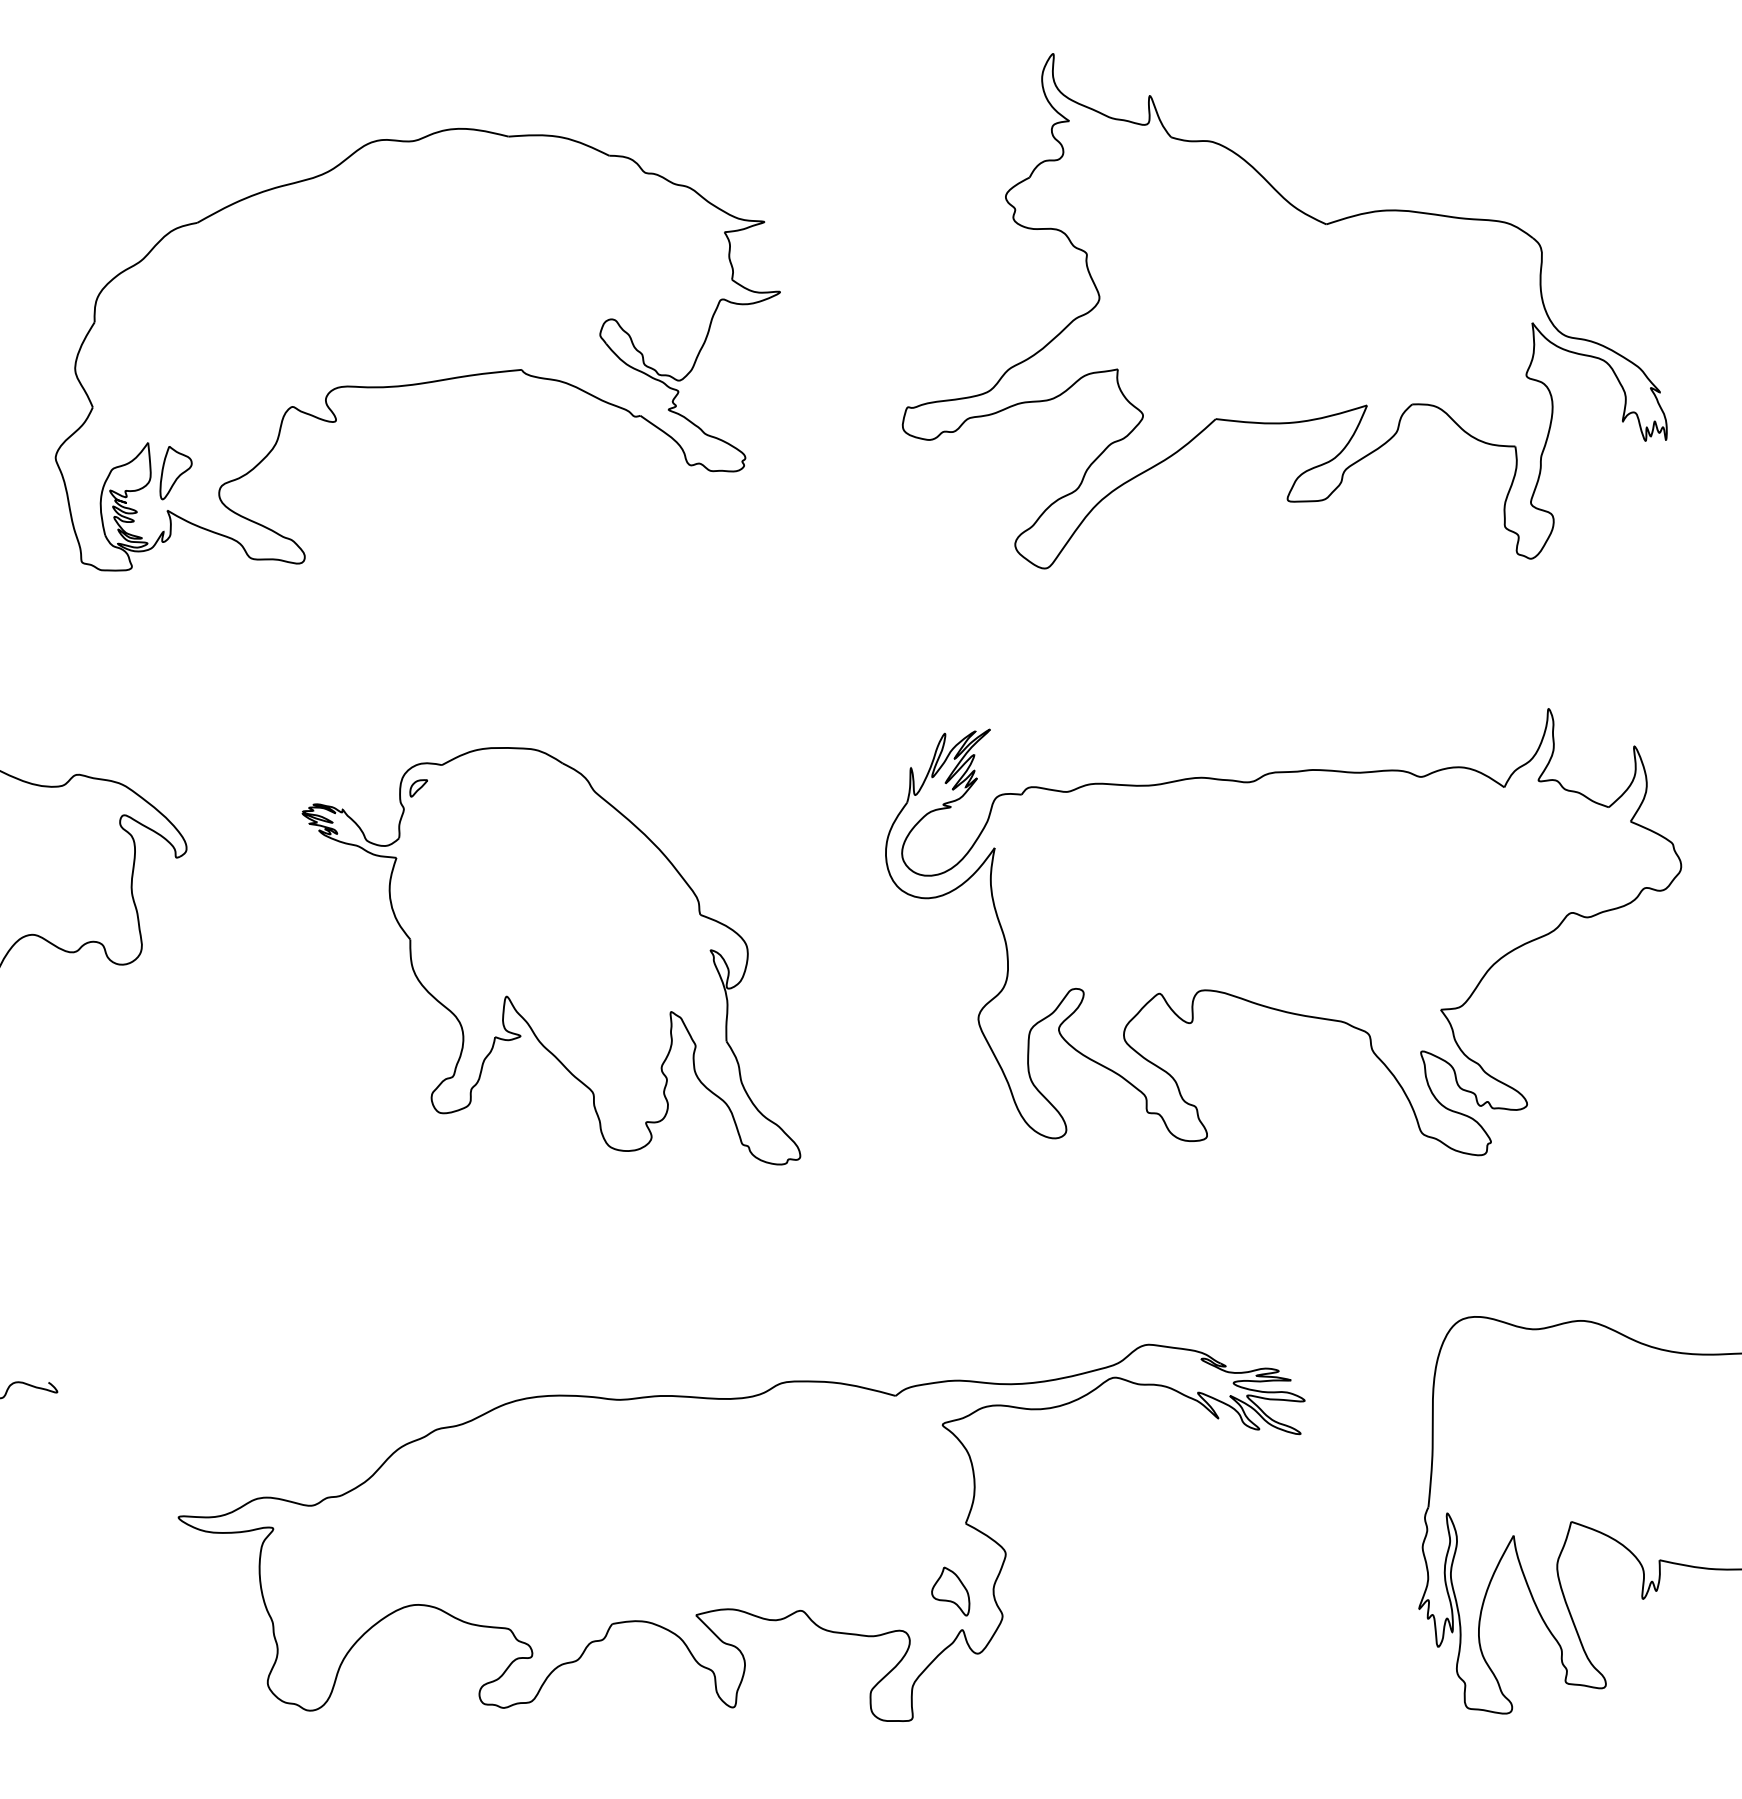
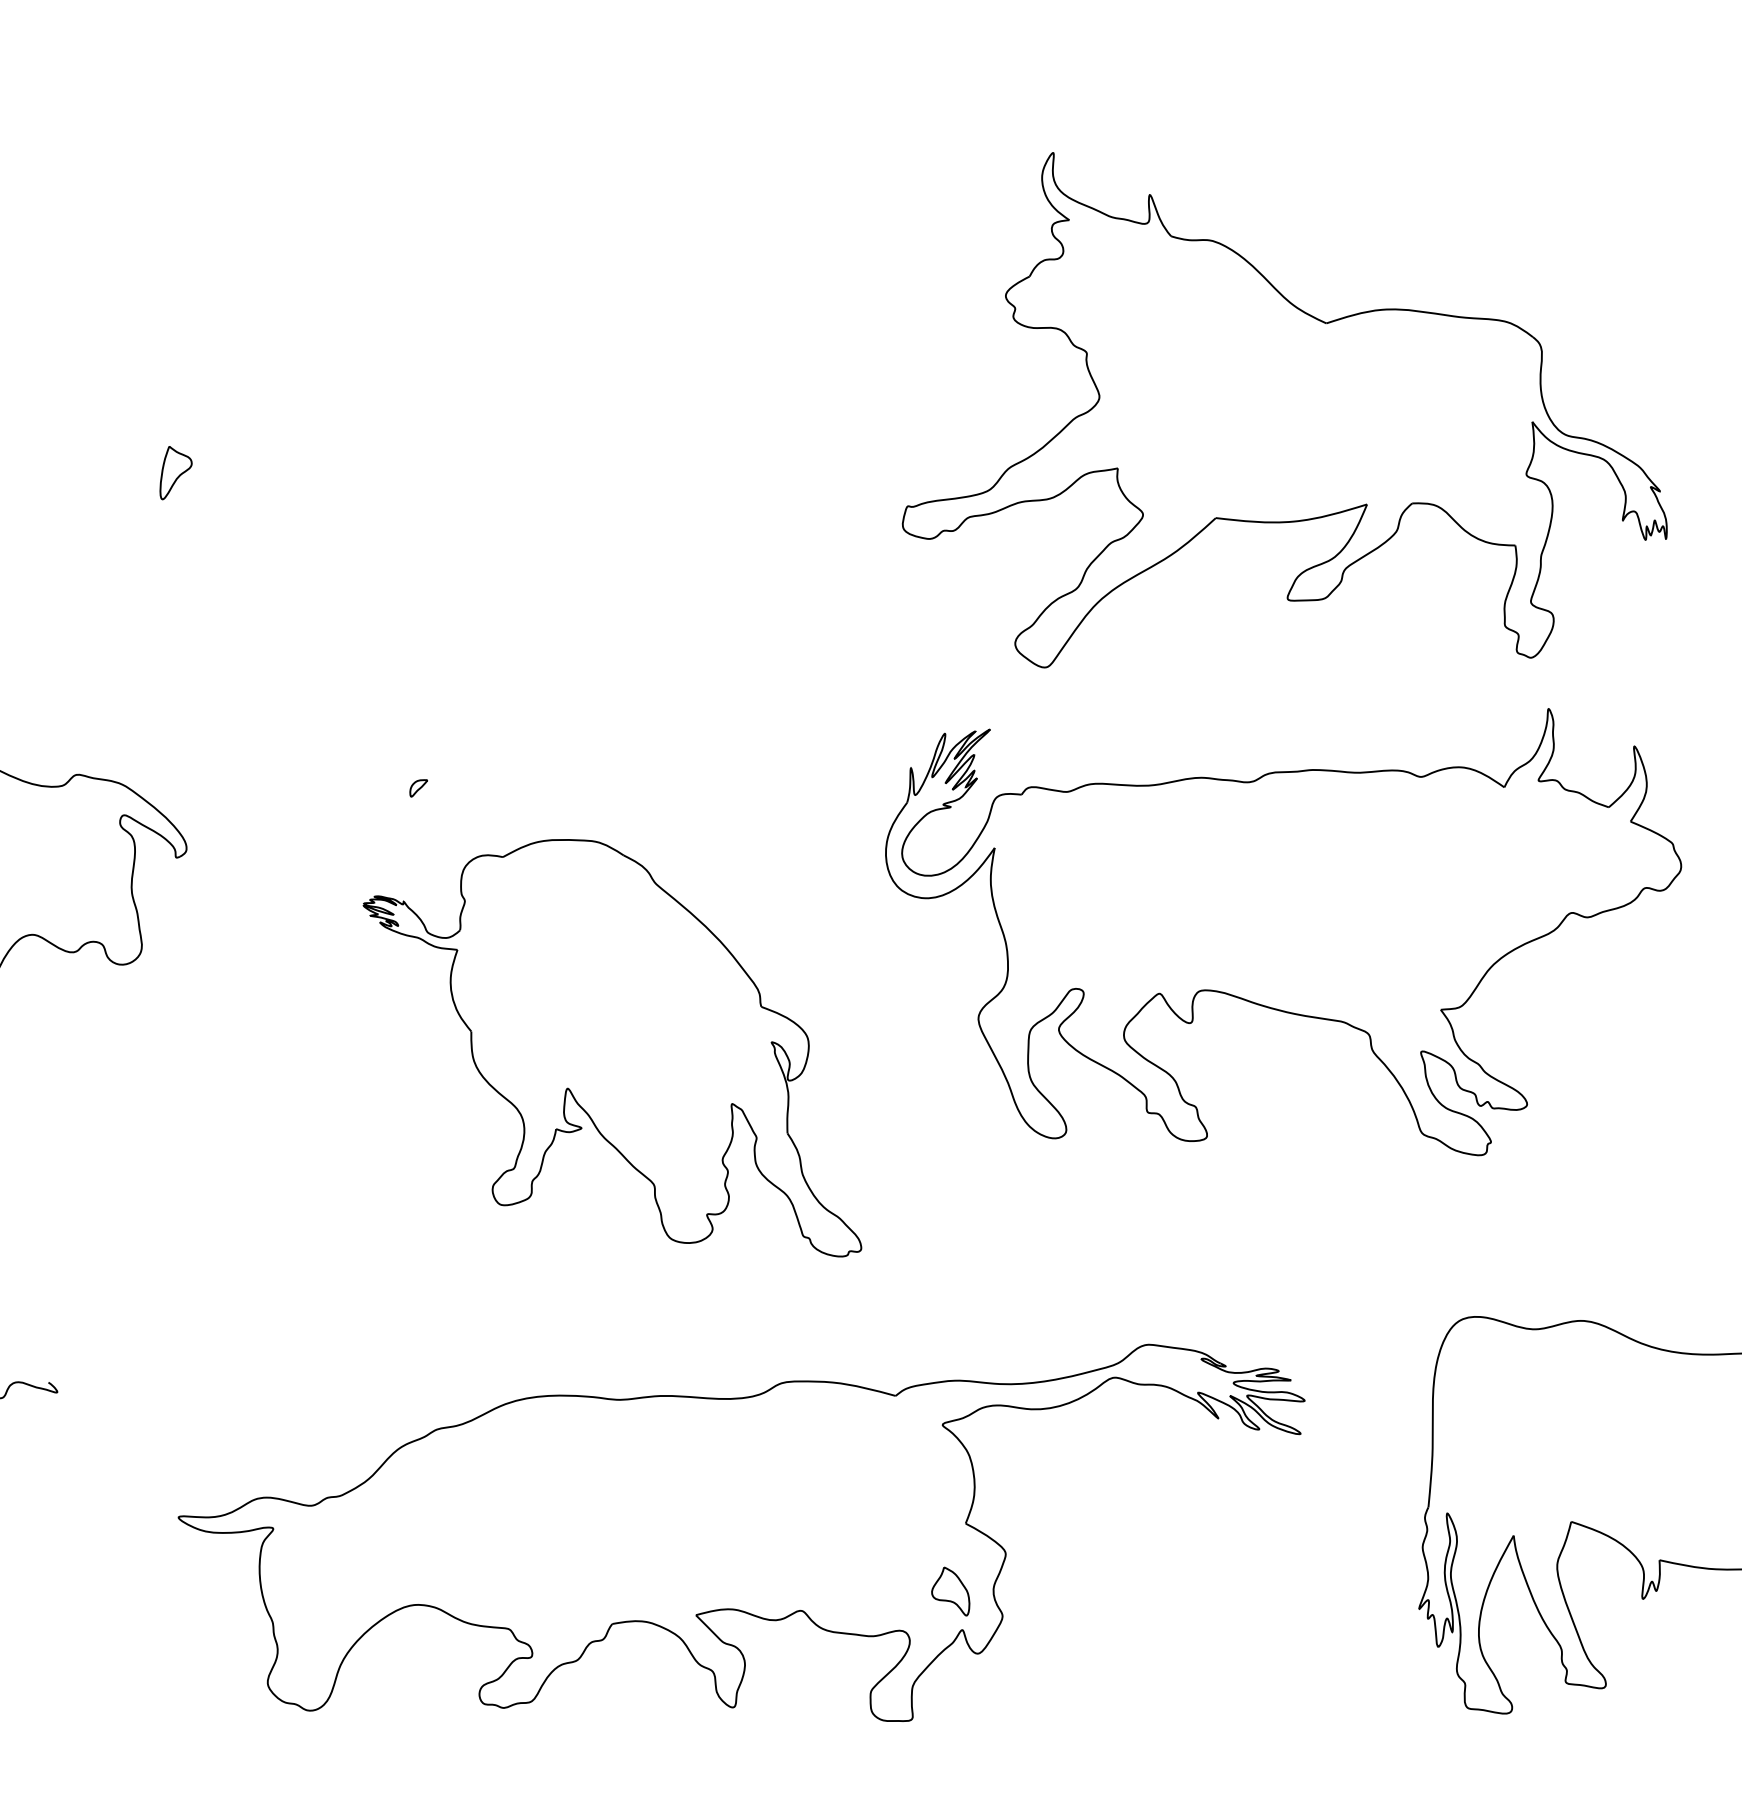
part position: (1284, 311) -> (1284, 410) (1284, 410)
part: present -> none (417, 349)
part position: (551, 956) -> (612, 1048) (612, 1048)
